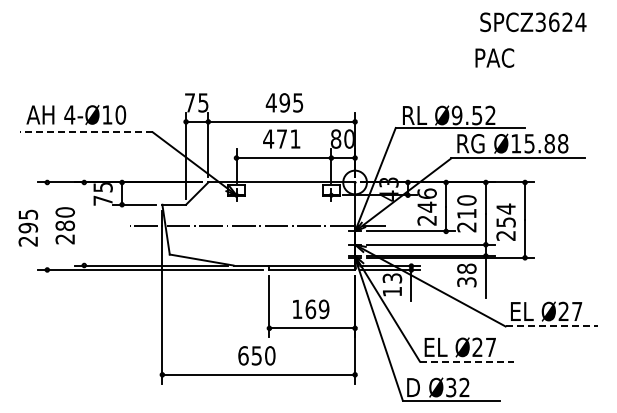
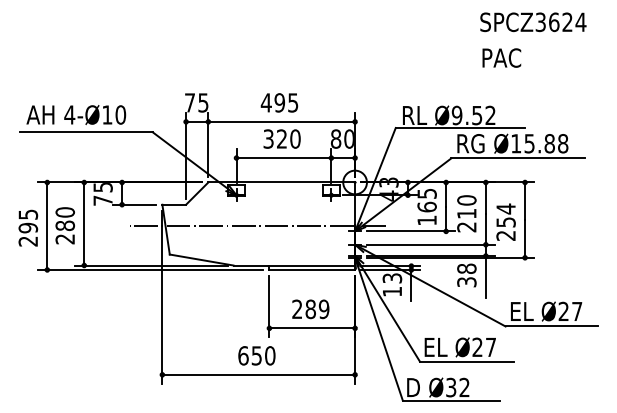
text position: (494, 57) -> (501, 57) (501, 57)
text position: (284, 102) -> (279, 102) (279, 102)
line: dashed -> solid (86, 132)
text: 471 -> 320 (281, 138)
text: 246 -> 165 (426, 206)
line: none -> present (84, 223)
line: none -> present (47, 226)
text: 169 -> 289 (304, 308)
line: dashed -> solid (552, 326)
line: dashed -> solid (467, 361)
